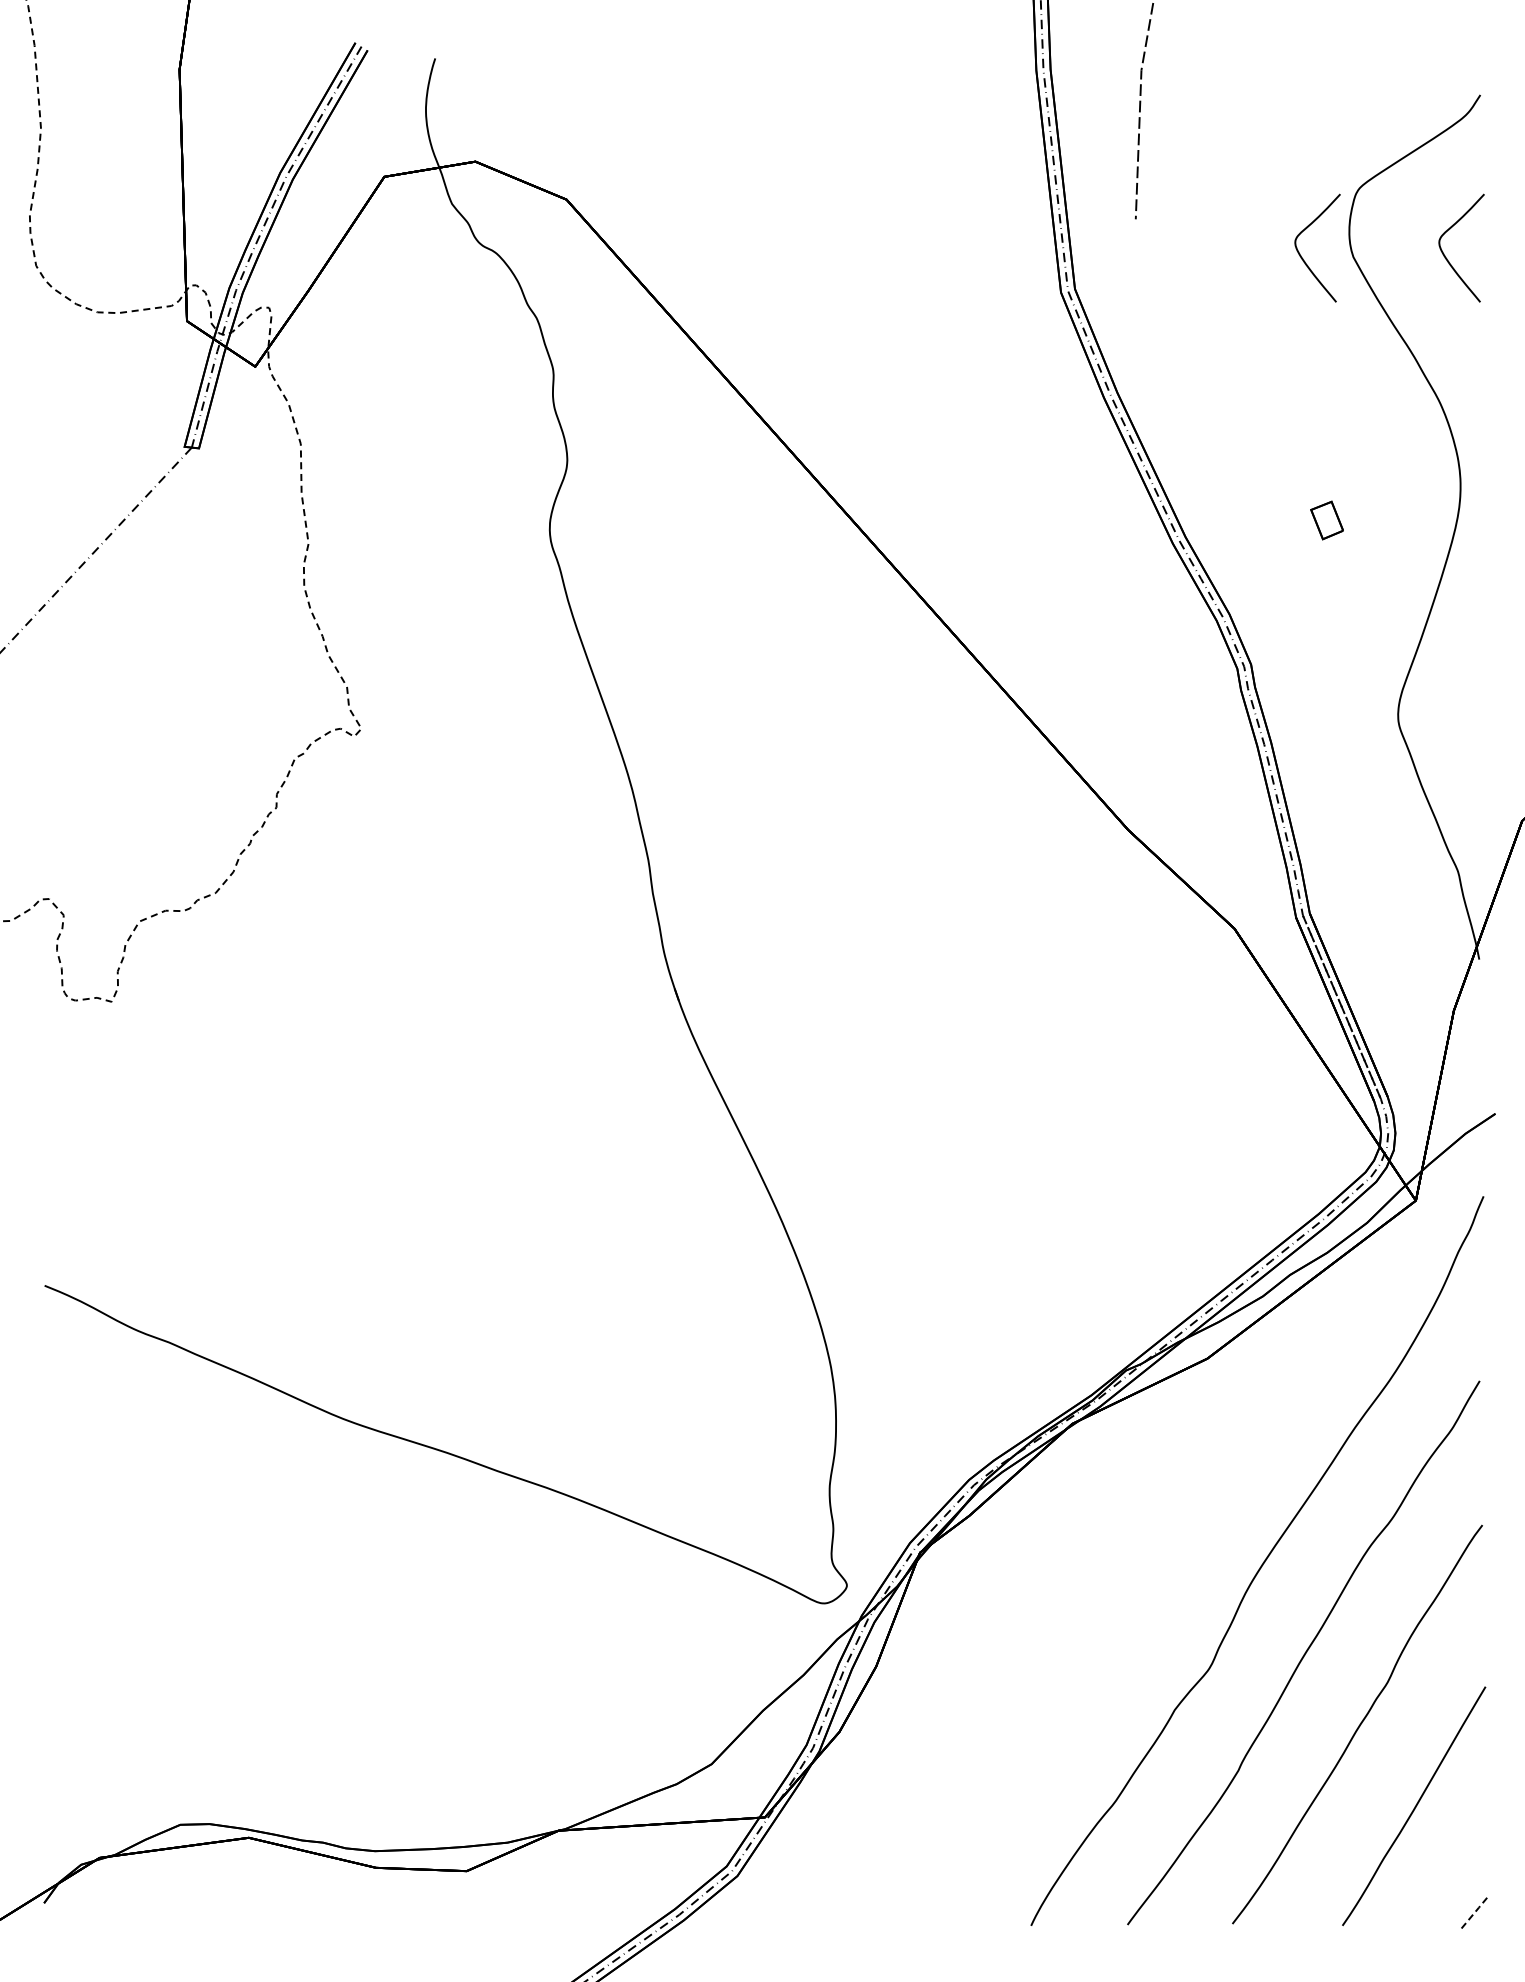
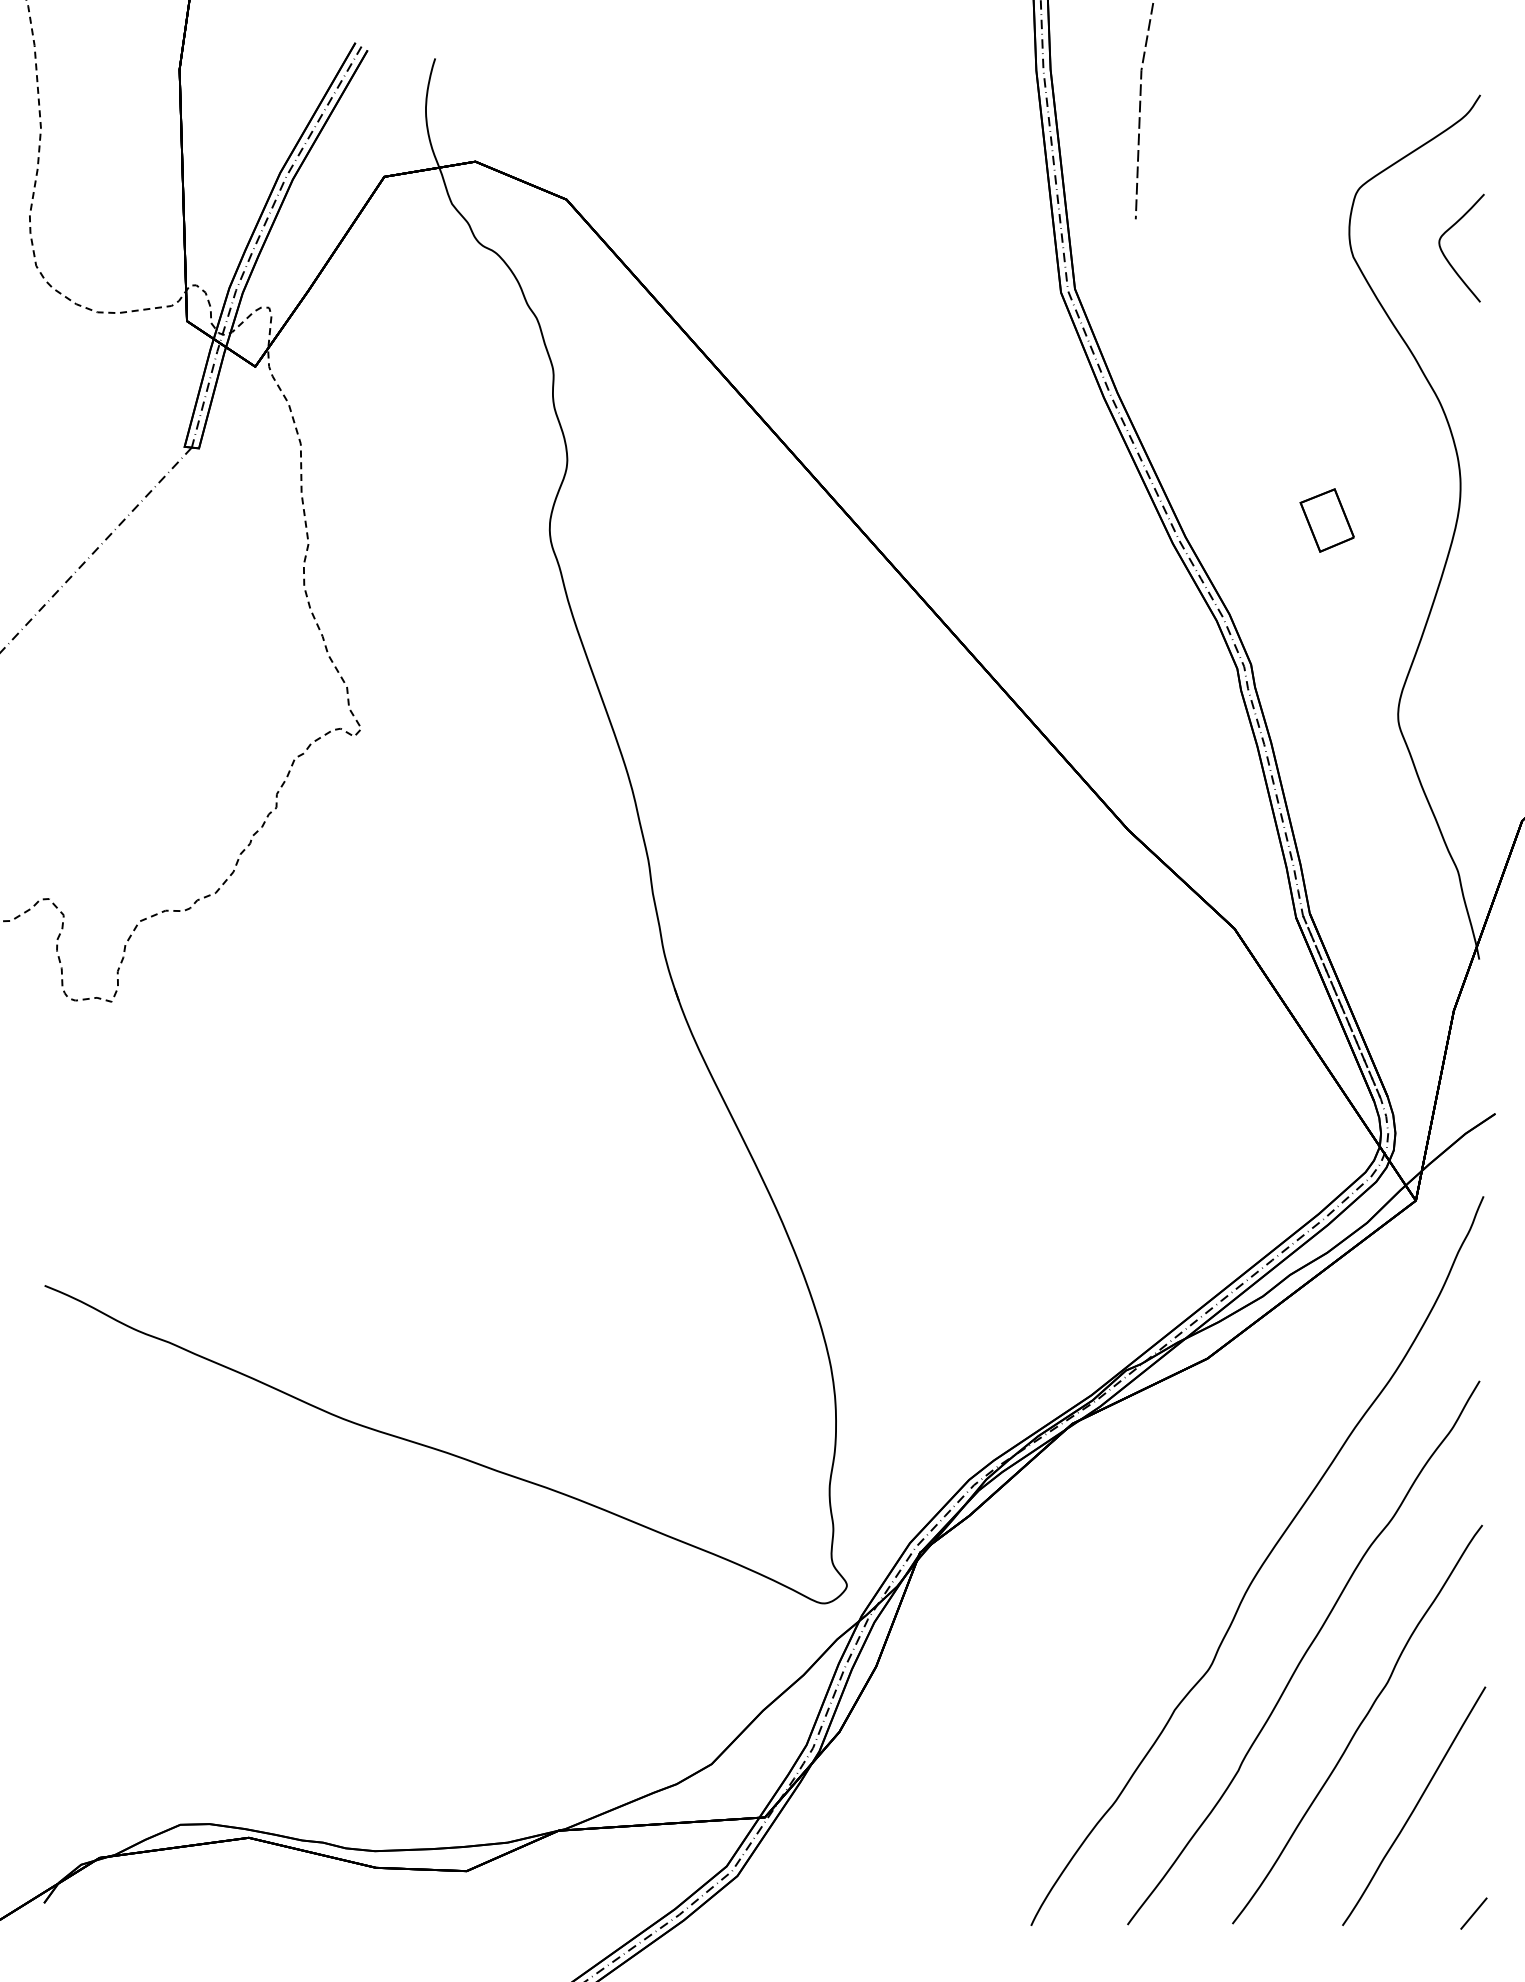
curve: present -> none (1303, 258)
part size: 34x41 px -> 56x65 px (1326, 520)
line: dashed -> solid (1473, 1913)
